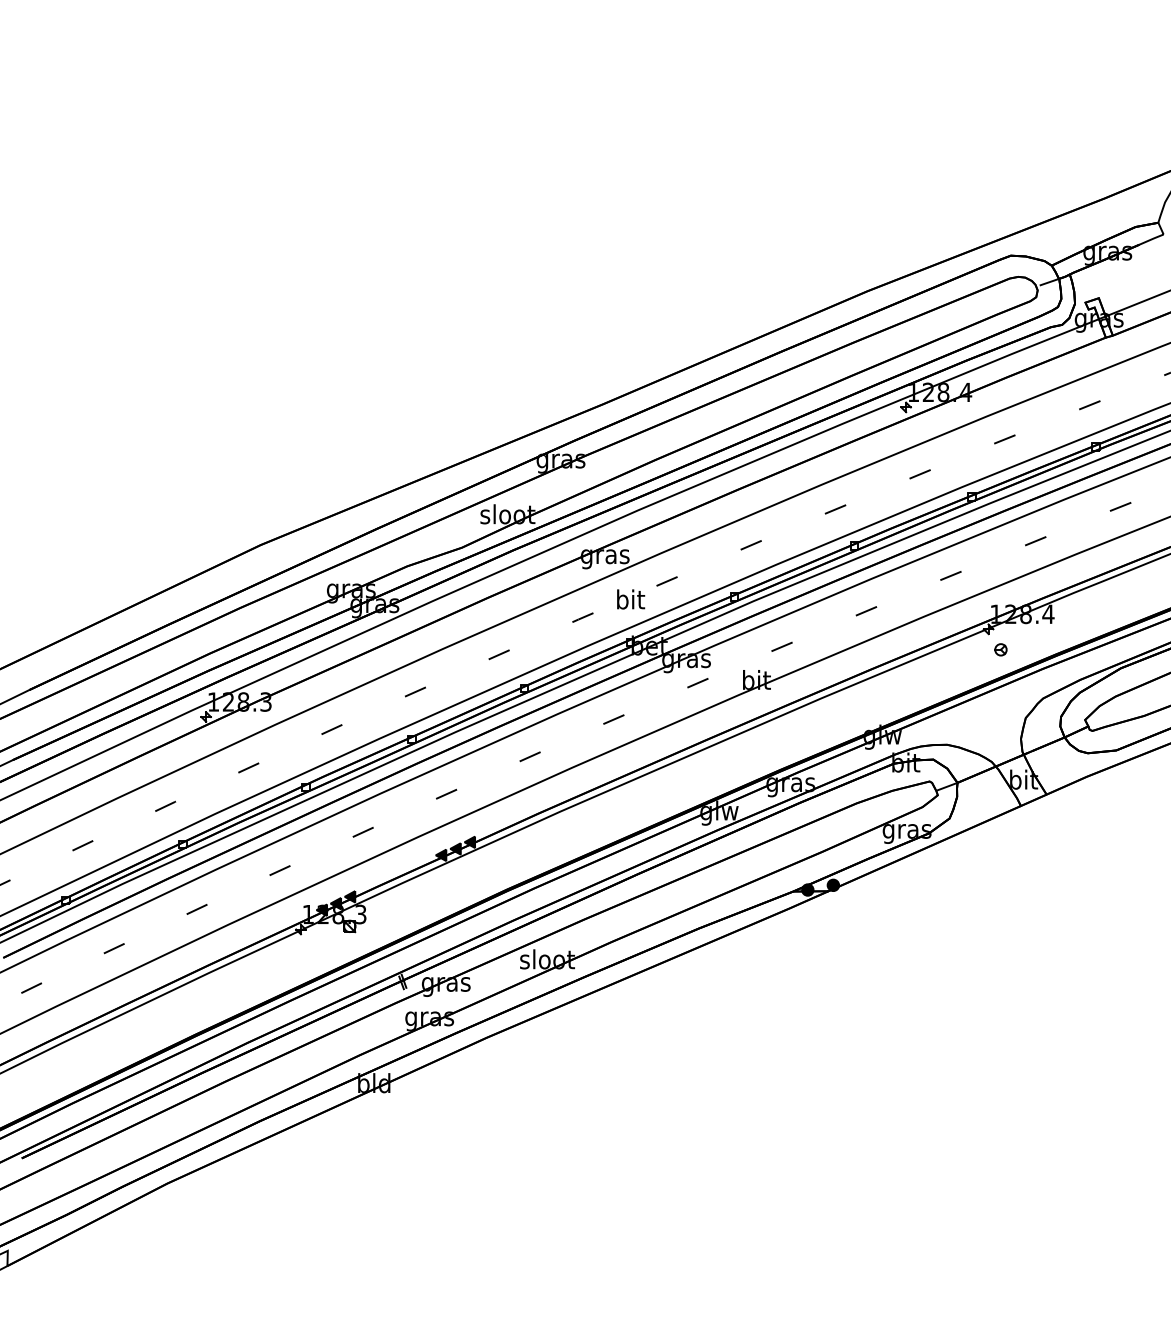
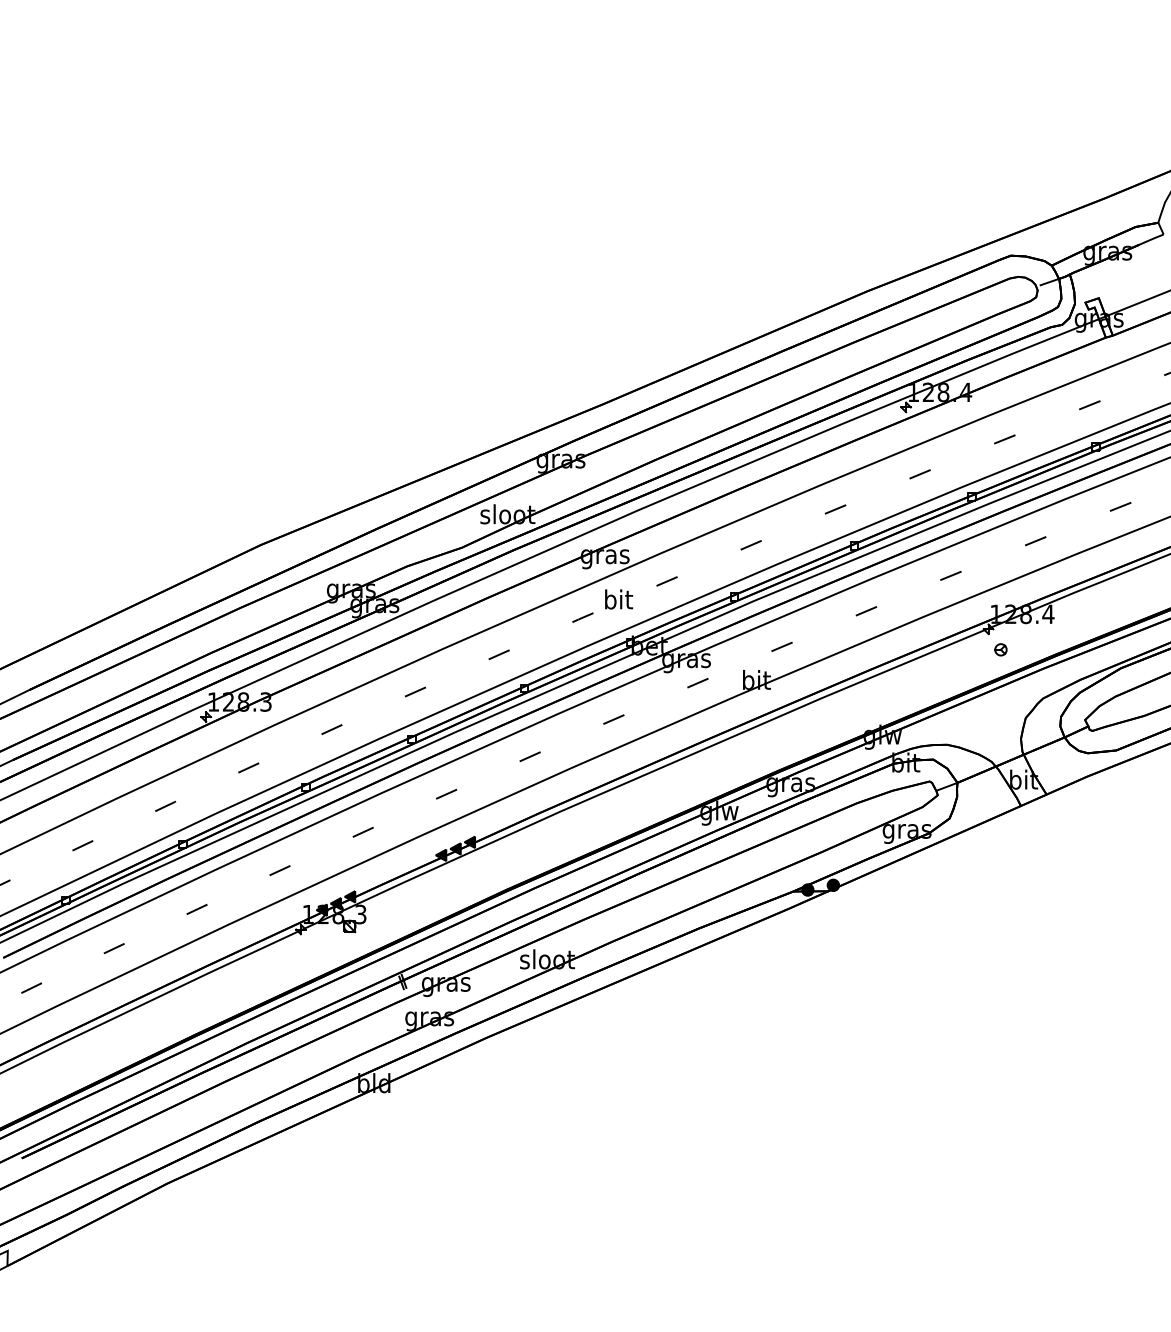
text position: (631, 599) -> (619, 599) (619, 599)
